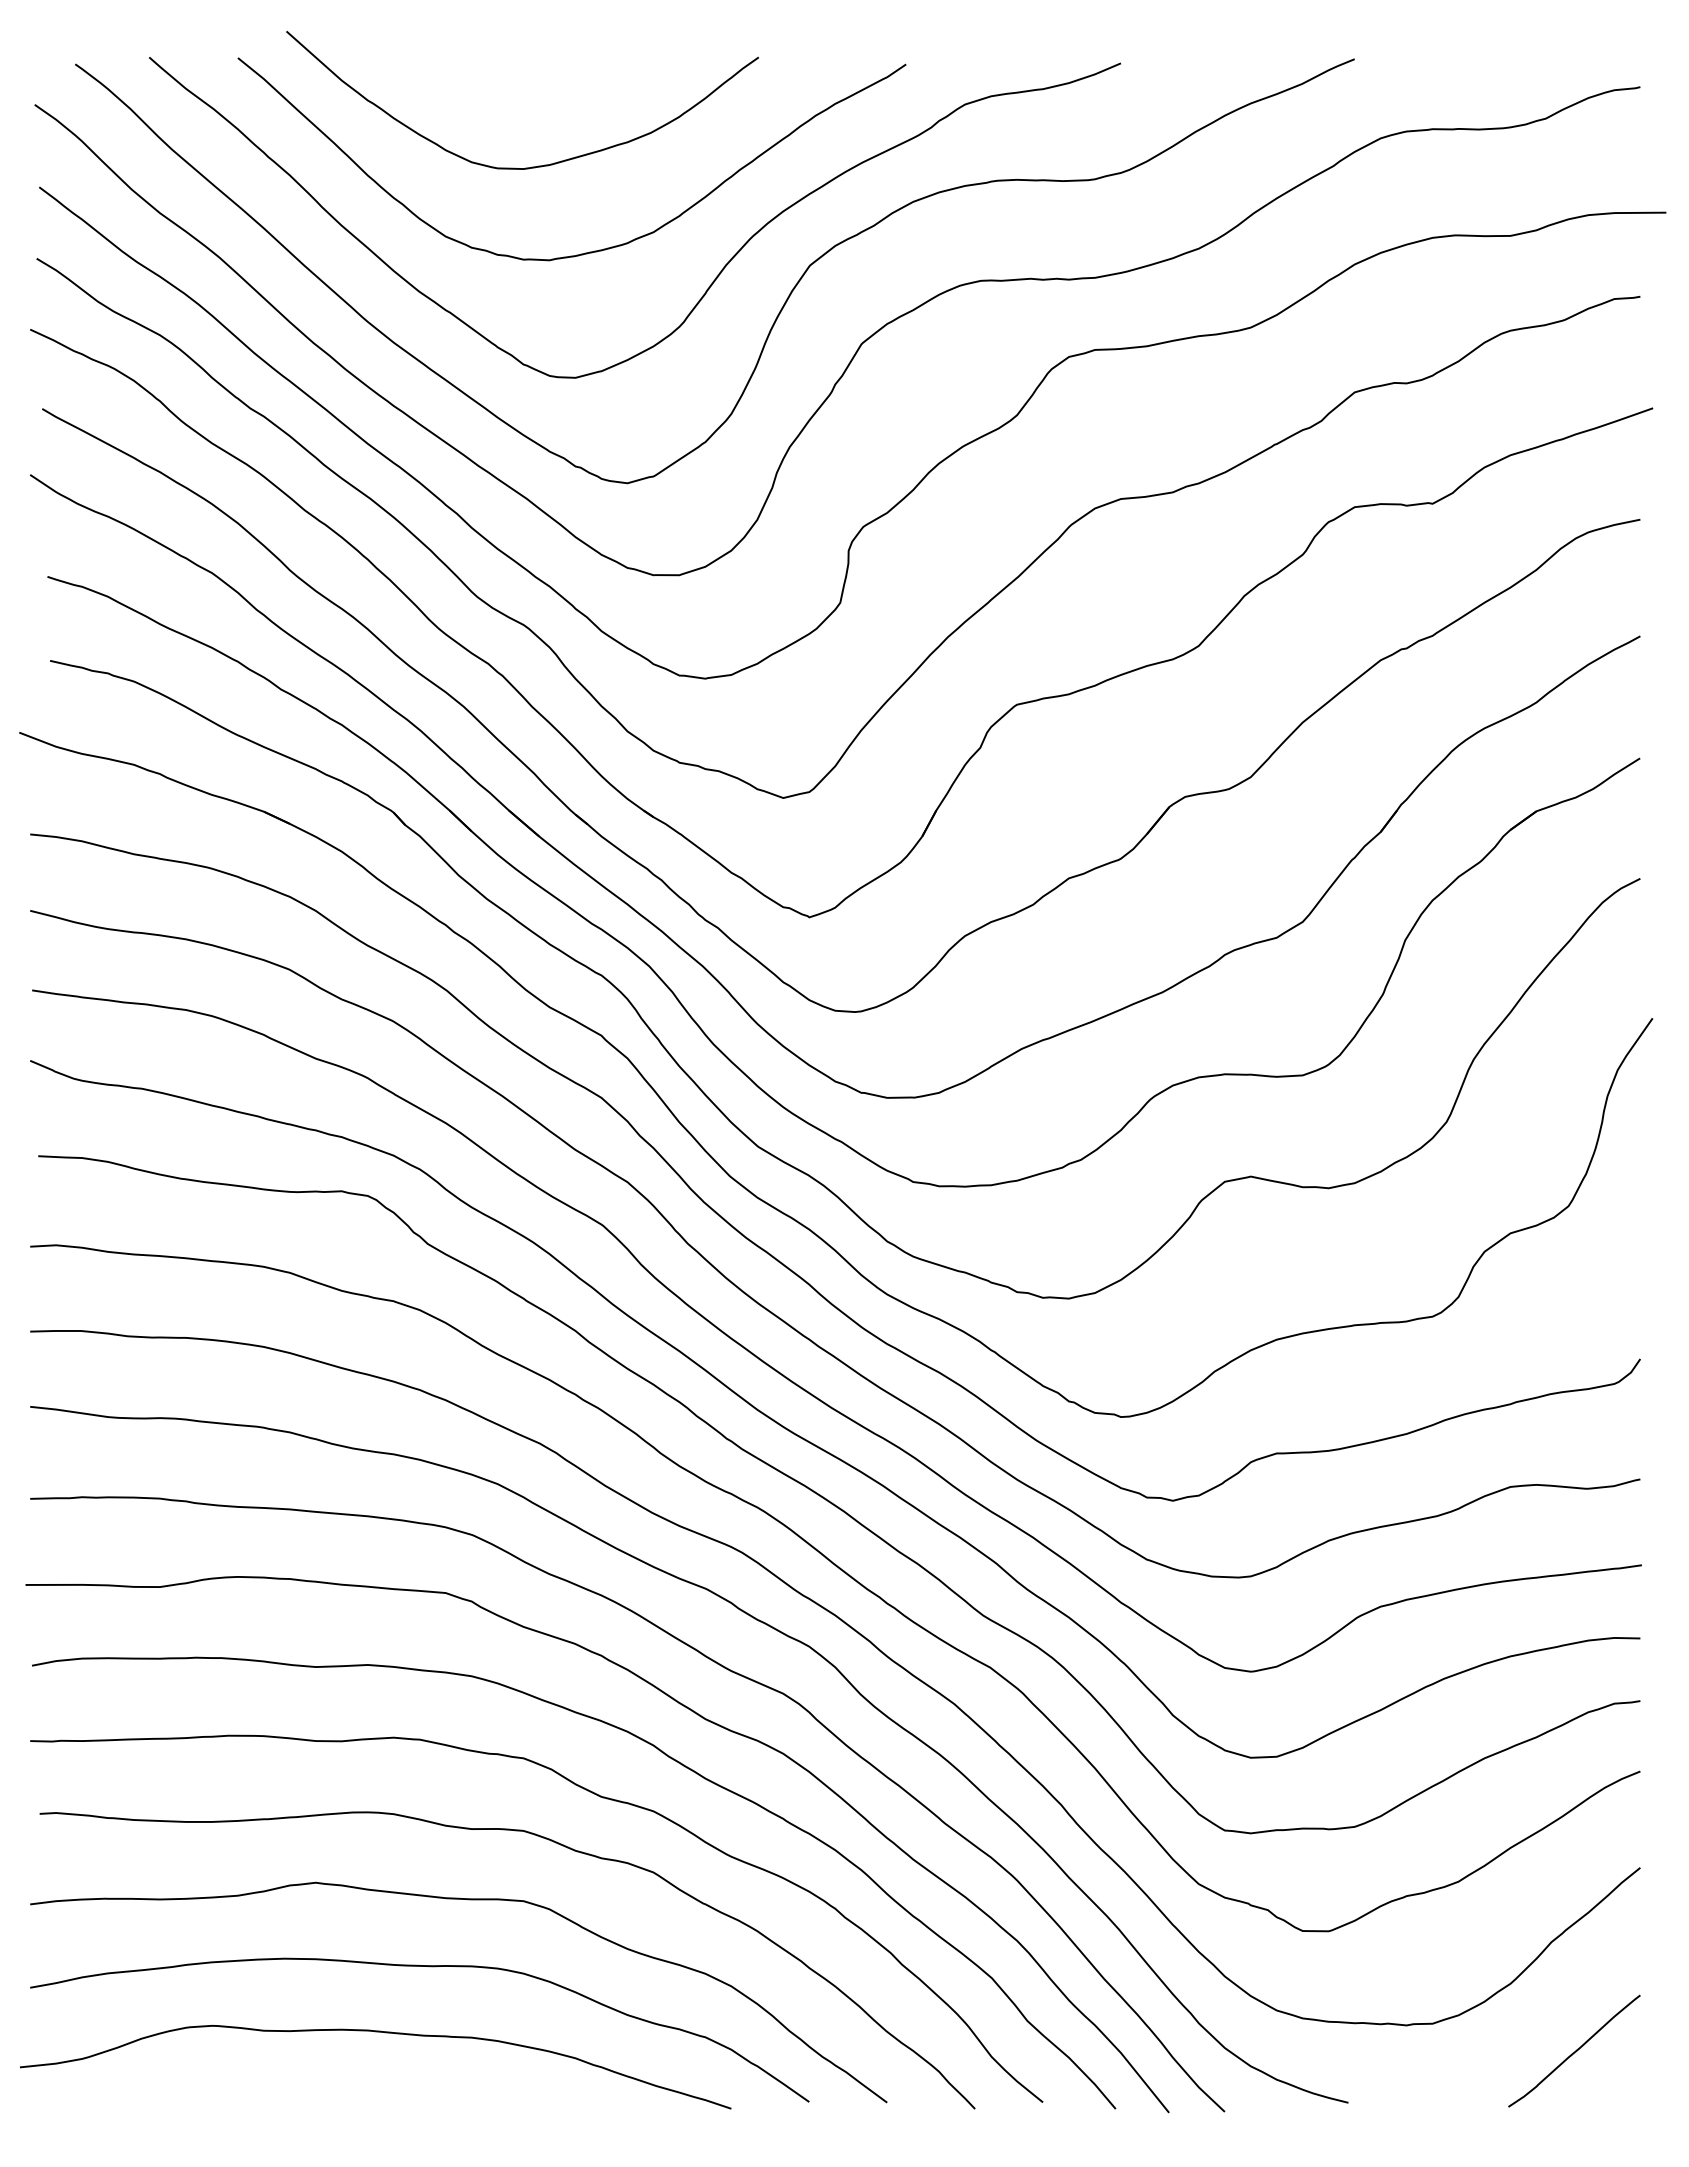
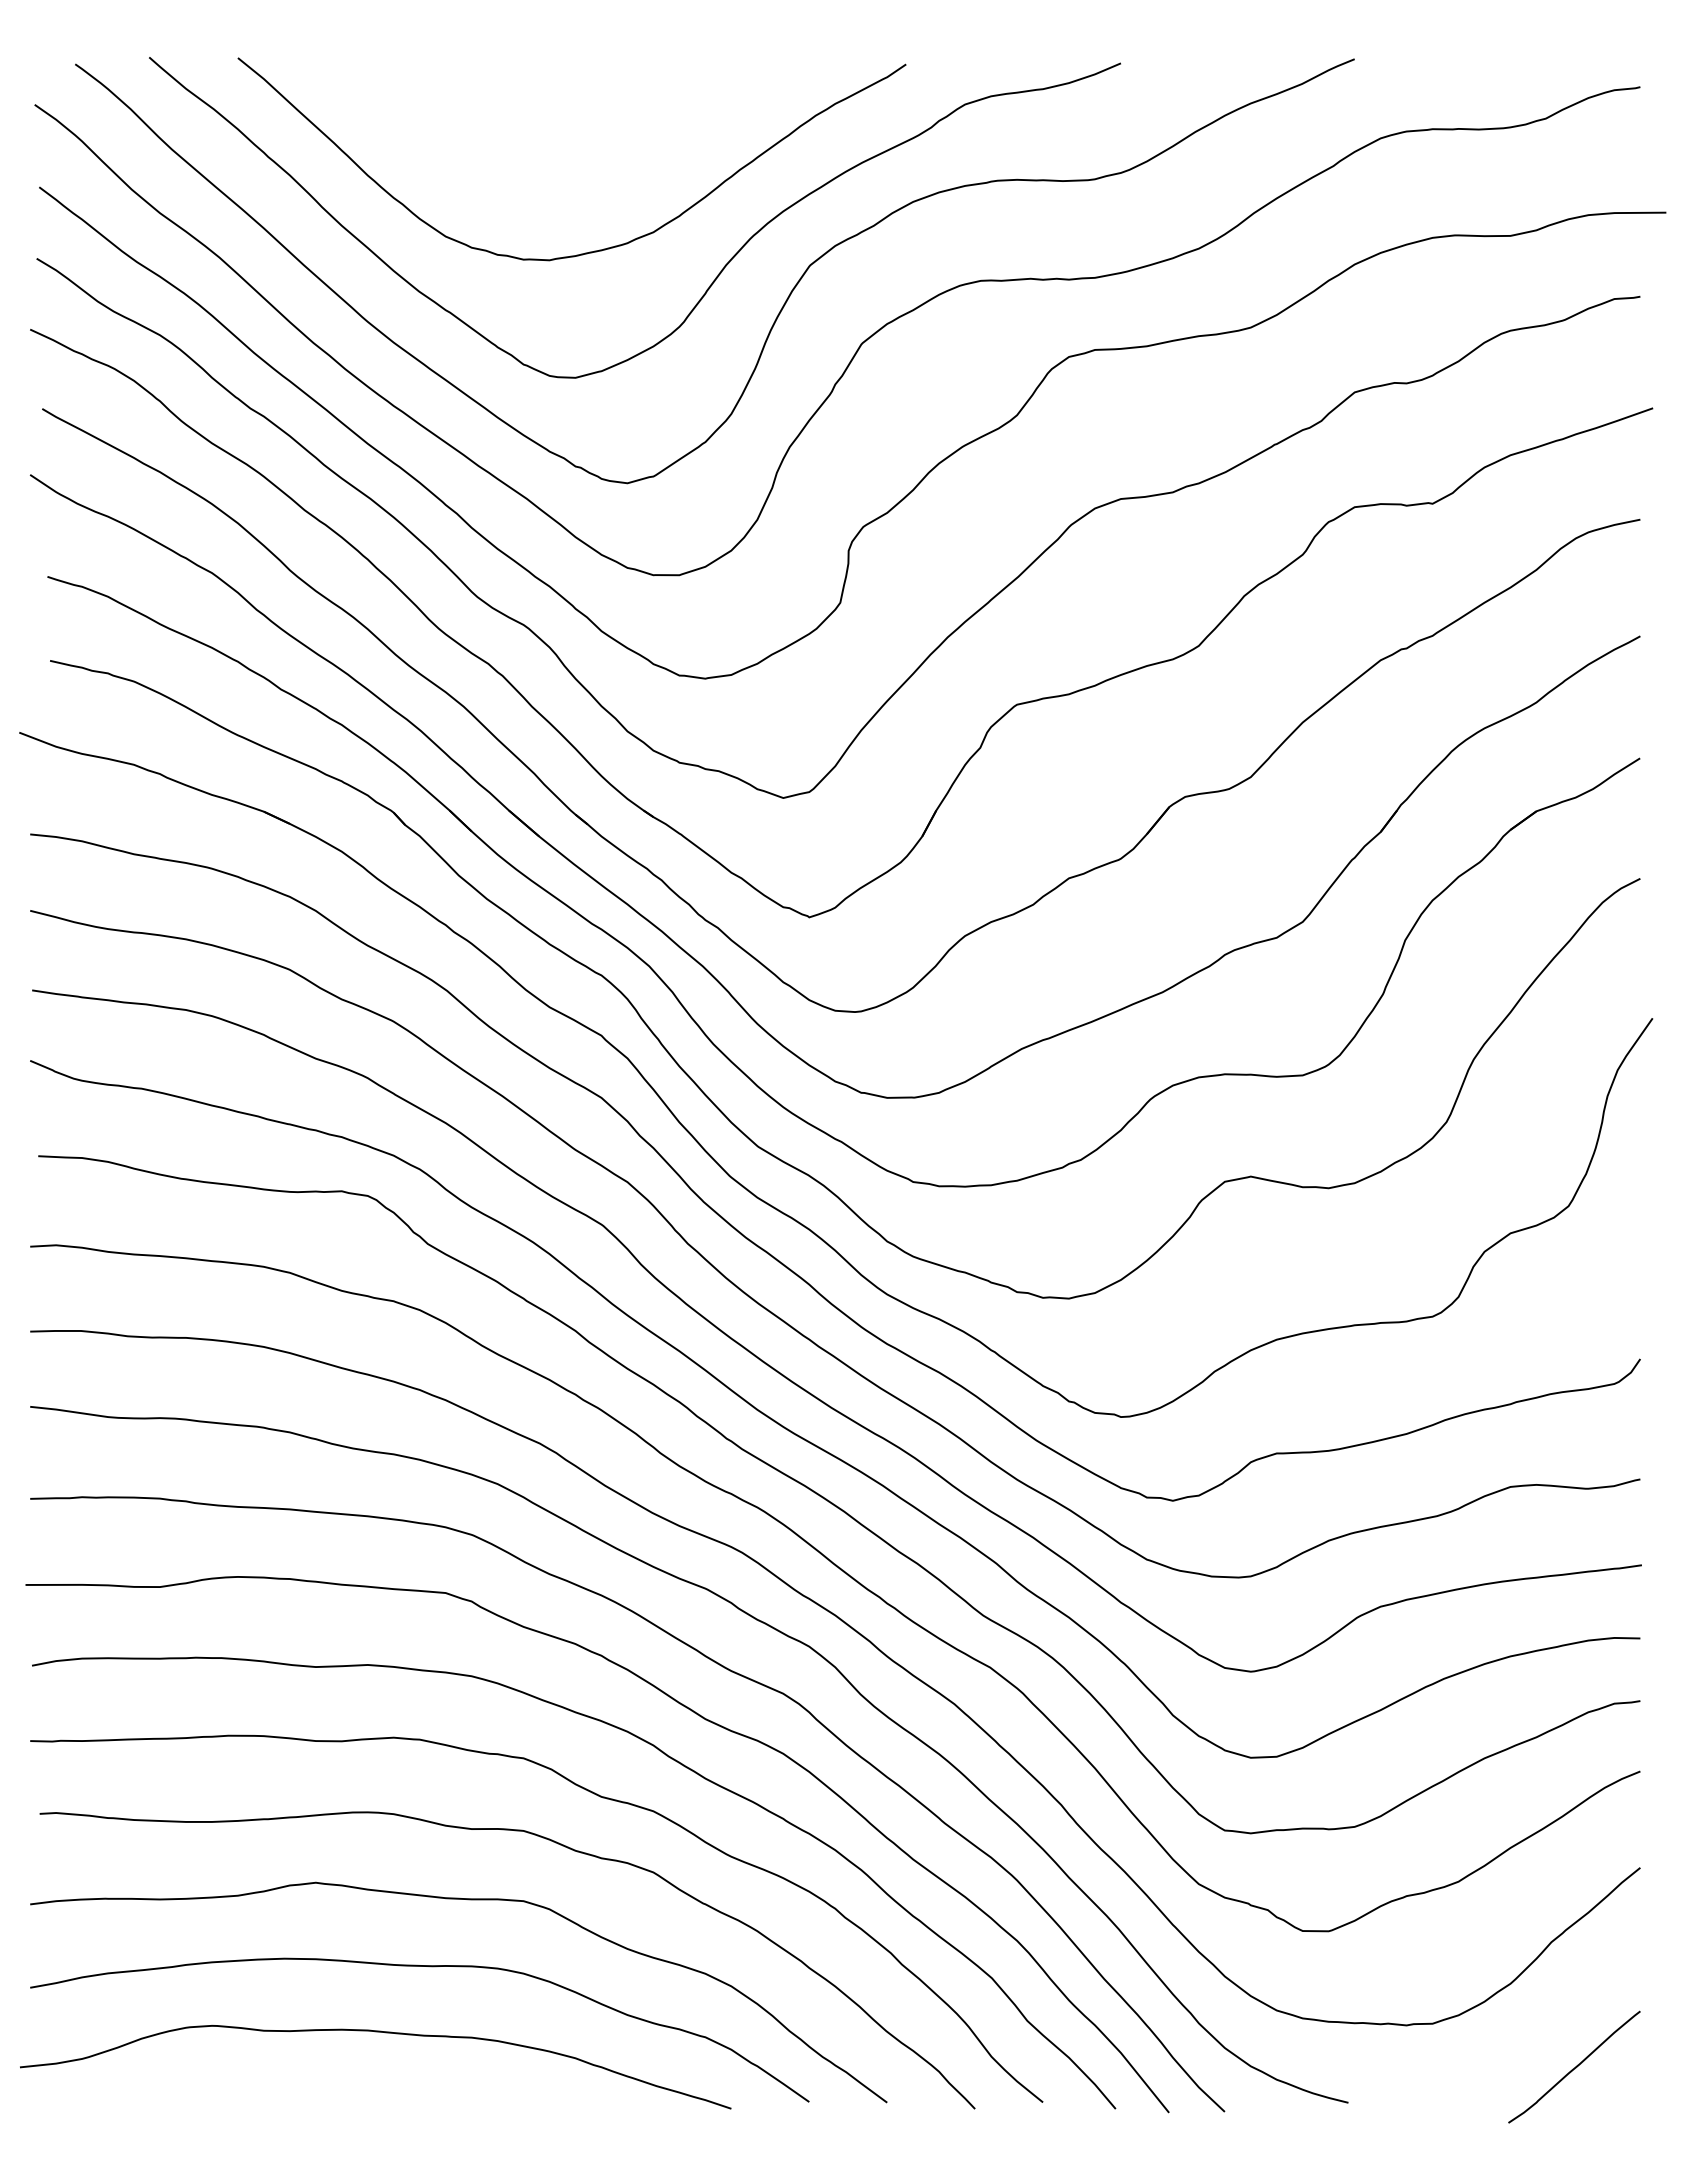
curve: present -> none (531, 166)
curve position: (1575, 2050) -> (1575, 2066) (1575, 2066)
